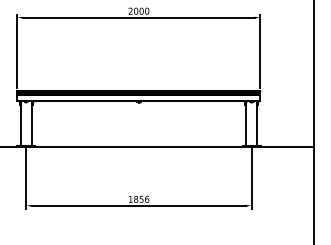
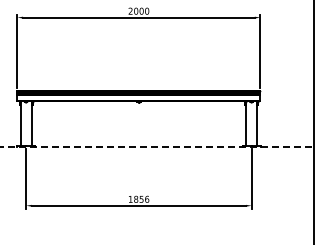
line: solid -> dashed (157, 147)
